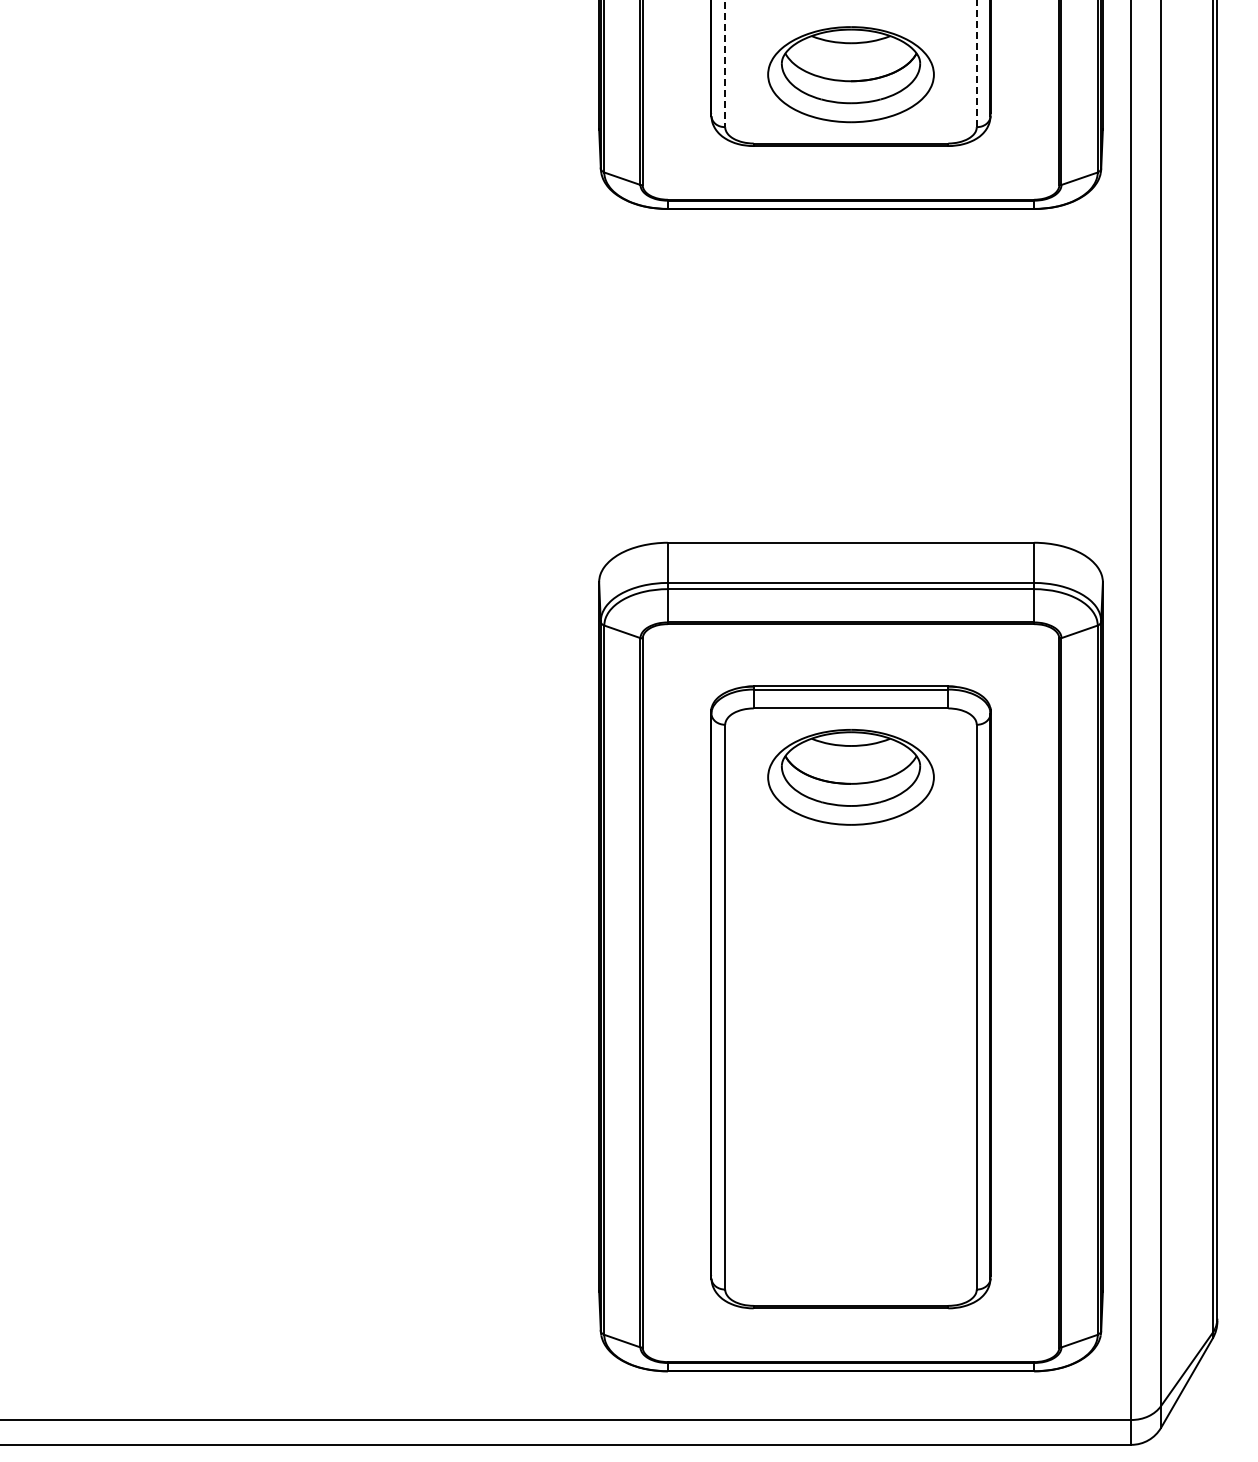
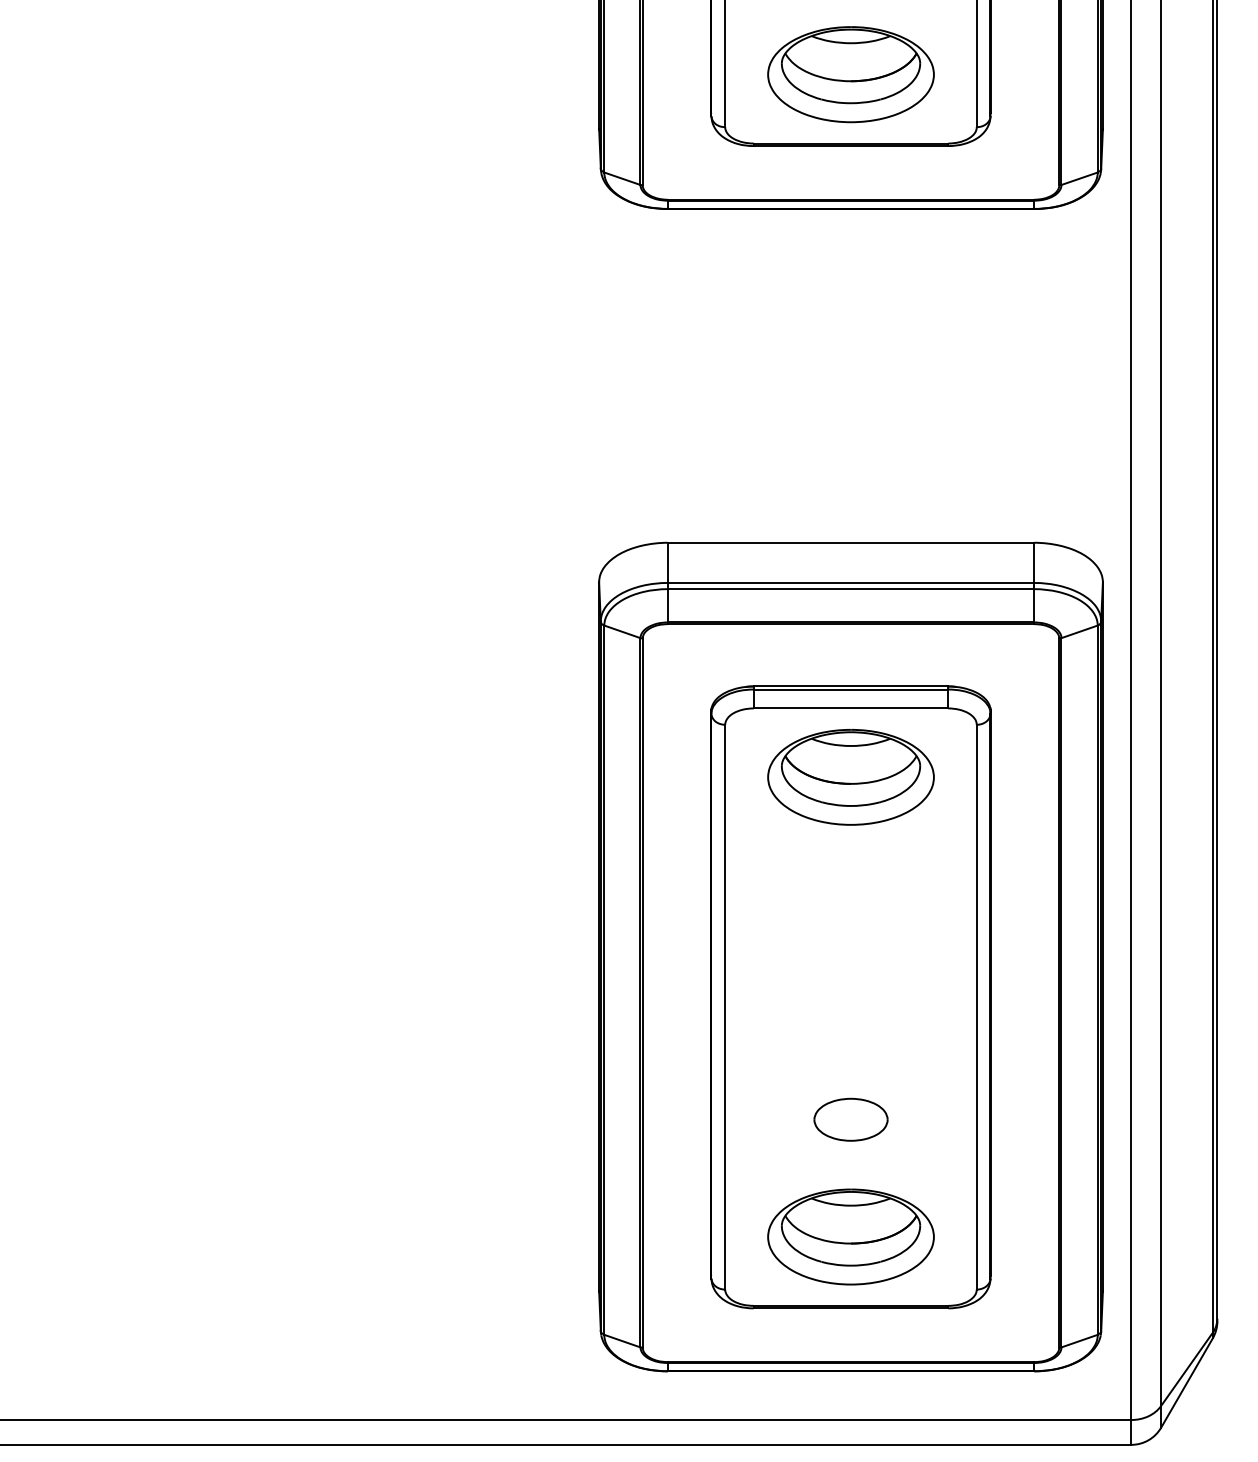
line: dashed -> solid (976, 63)
line: dashed -> solid (725, 64)
part: none -> present (850, 1119)
part: none -> present (850, 1236)
